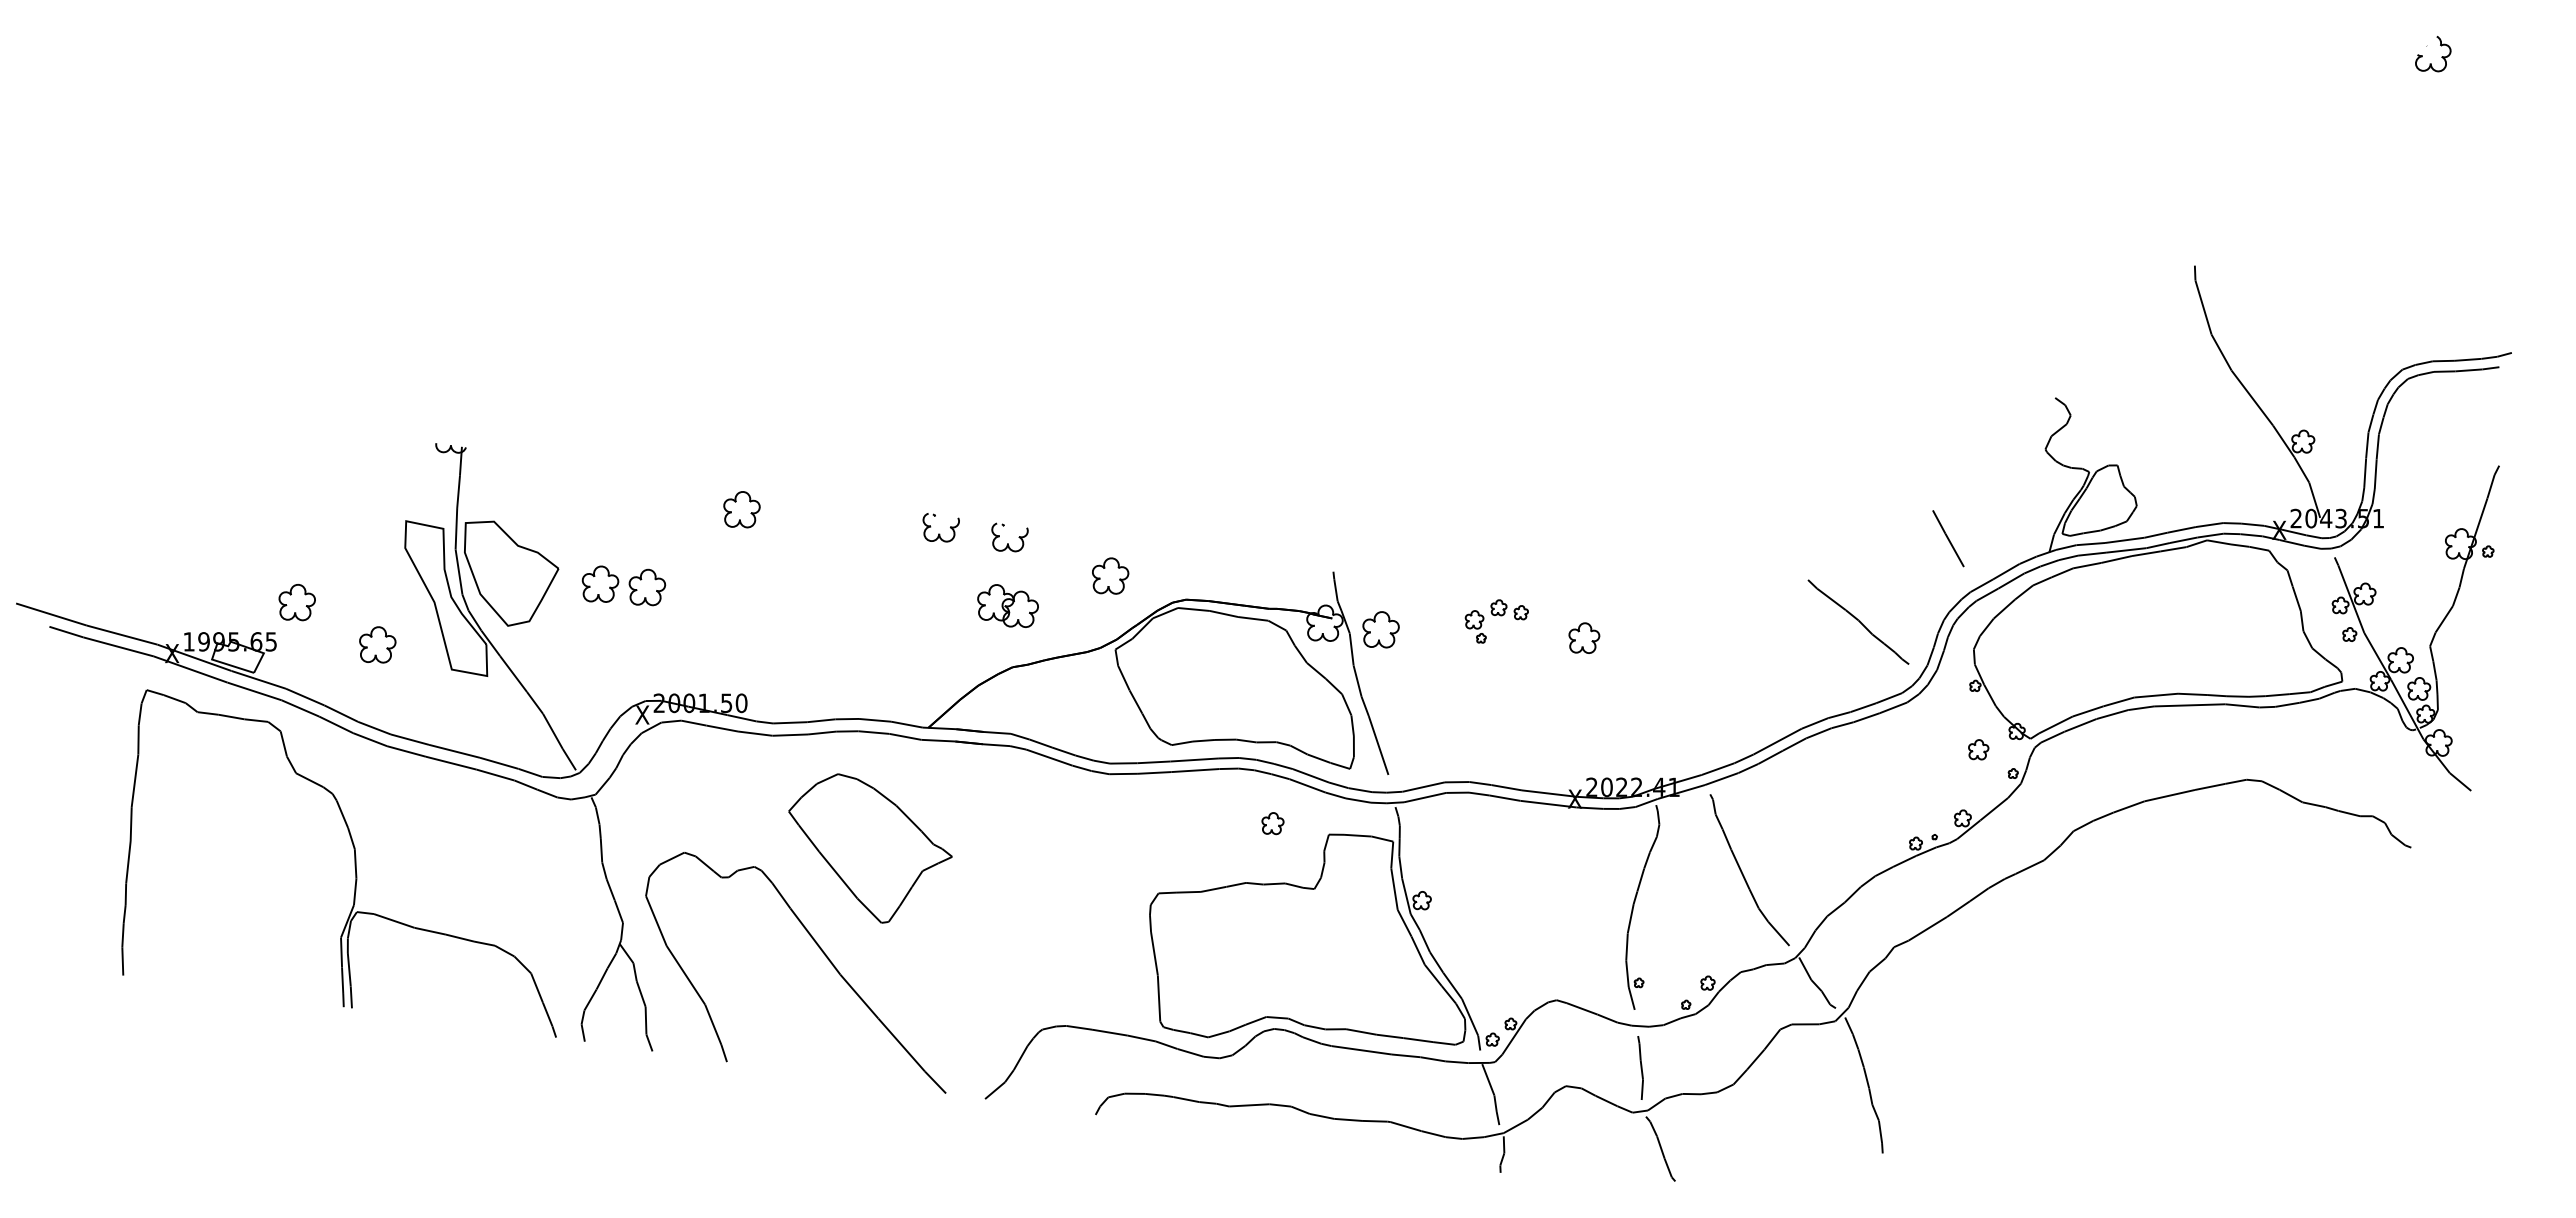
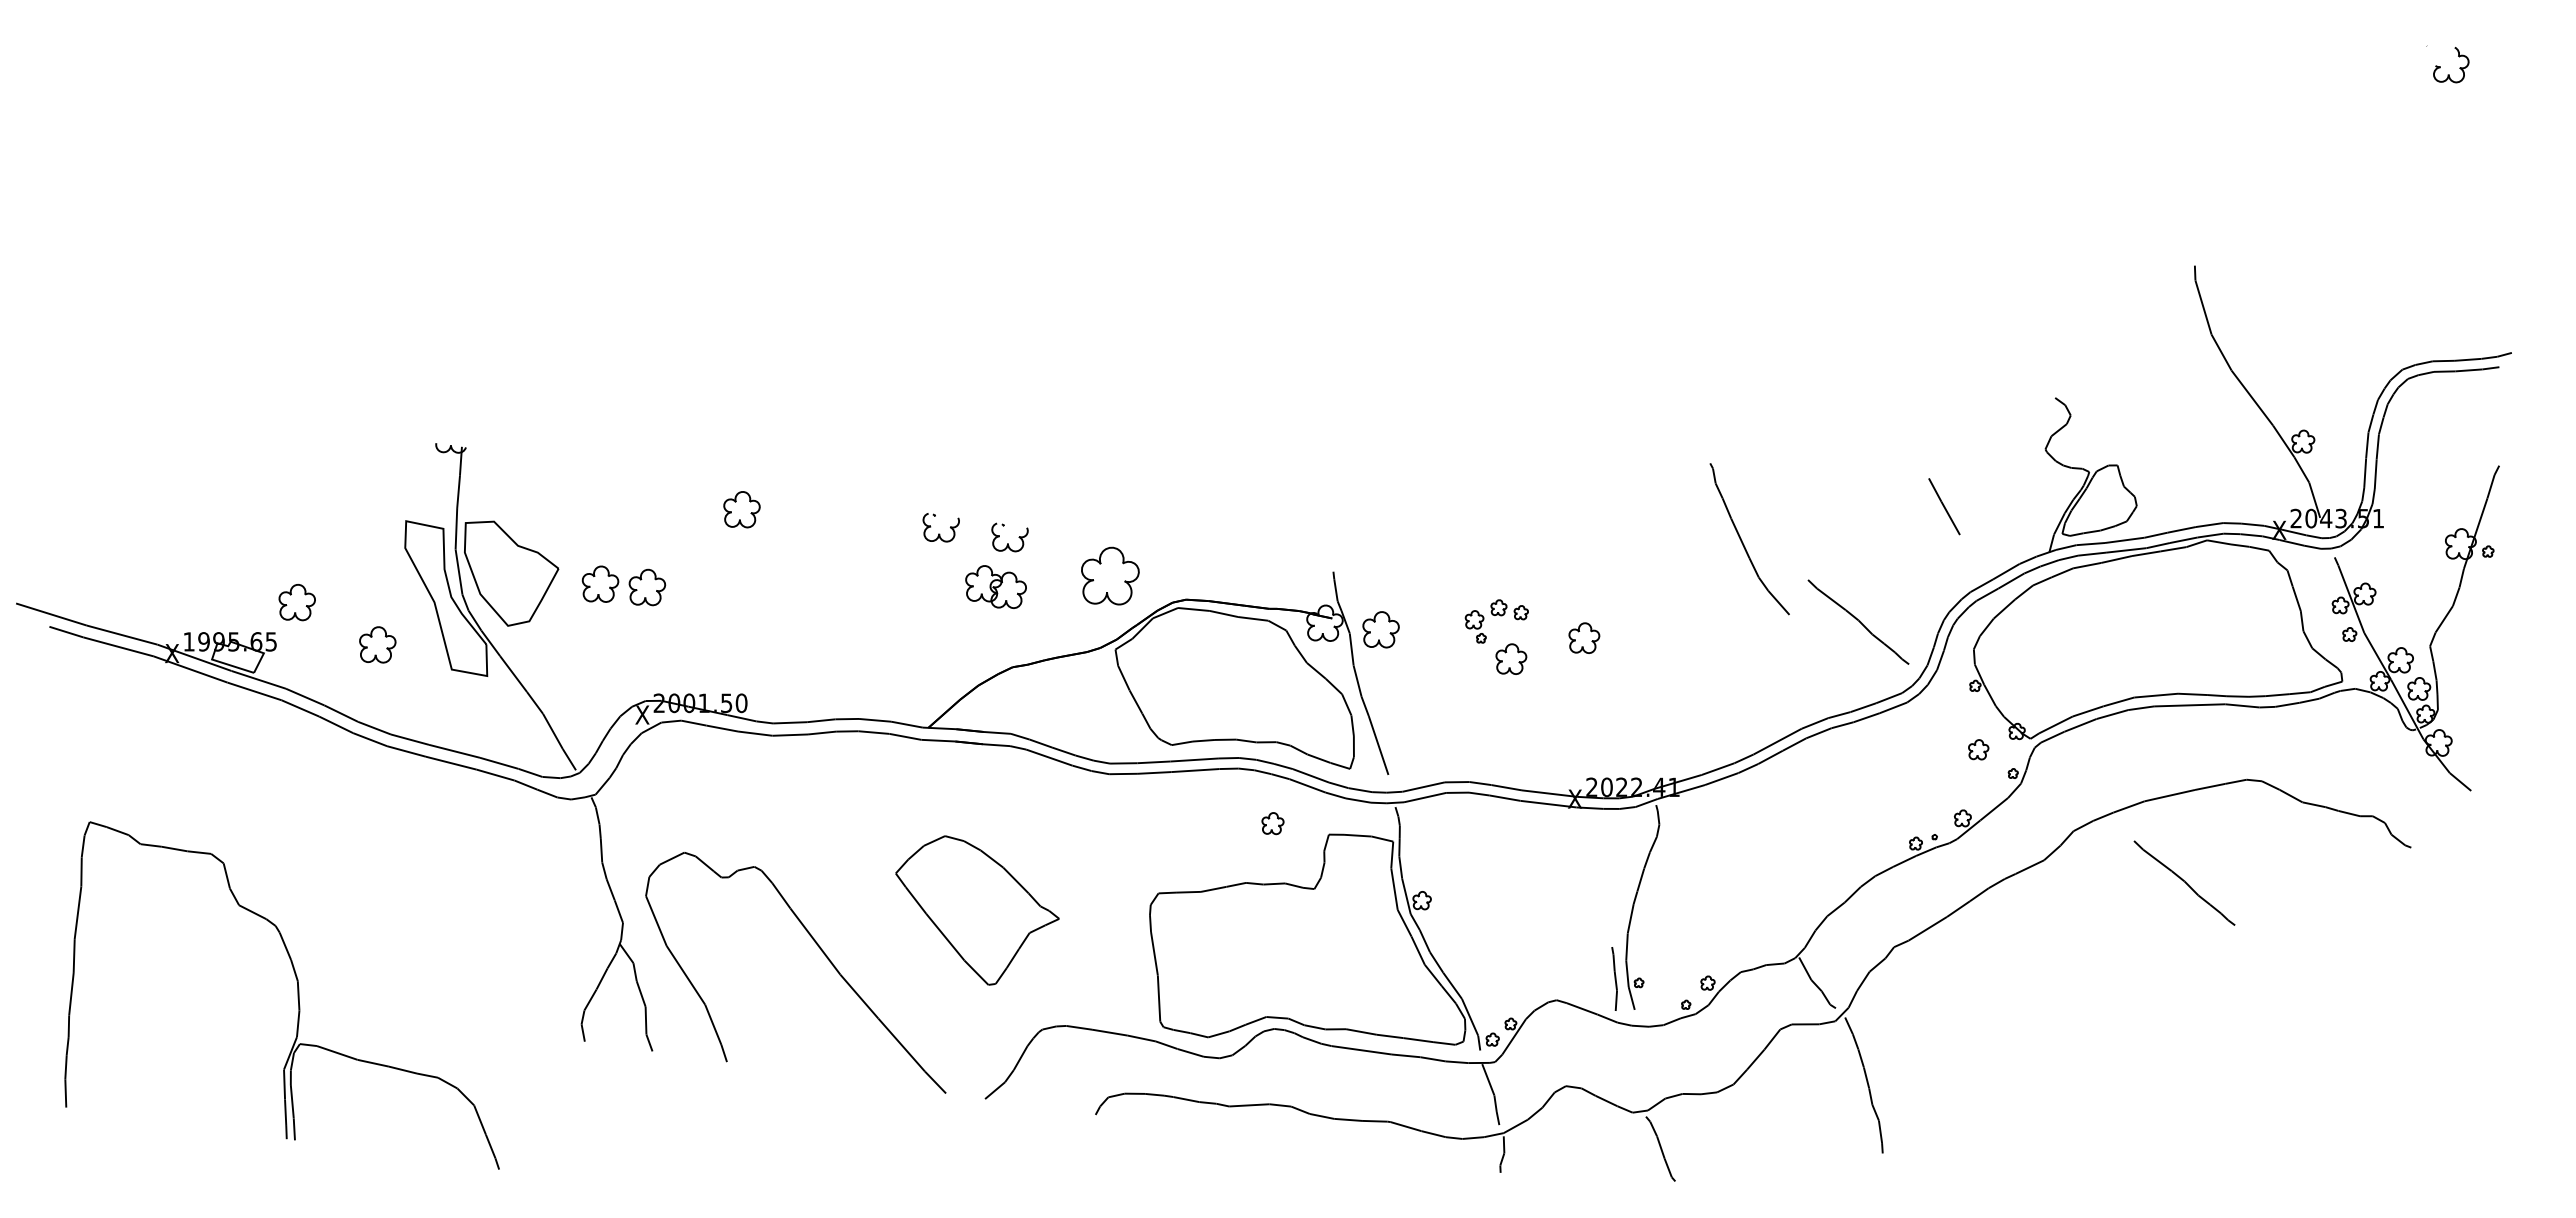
part position: (2441, 56) -> (2459, 67) (2459, 67)
line position: (1948, 538) -> (1944, 506) (1944, 506)
part size: 38x38 px -> 59x60 px (1110, 575)
part position: (1007, 605) -> (995, 586) (995, 586)
part: none -> present (1511, 658)
part position: (870, 848) -> (977, 910) (977, 910)
part position: (354, 863) -> (297, 995) (297, 995)
curve position: (1743, 873) -> (1743, 542) (1743, 542)
curve: none -> present (2184, 882)
line position: (1640, 1067) -> (1614, 978) (1614, 978)
